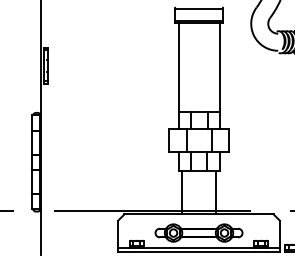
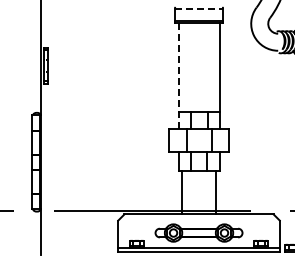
line: solid -> dashed (199, 9)
line: solid -> dashed (178, 76)
